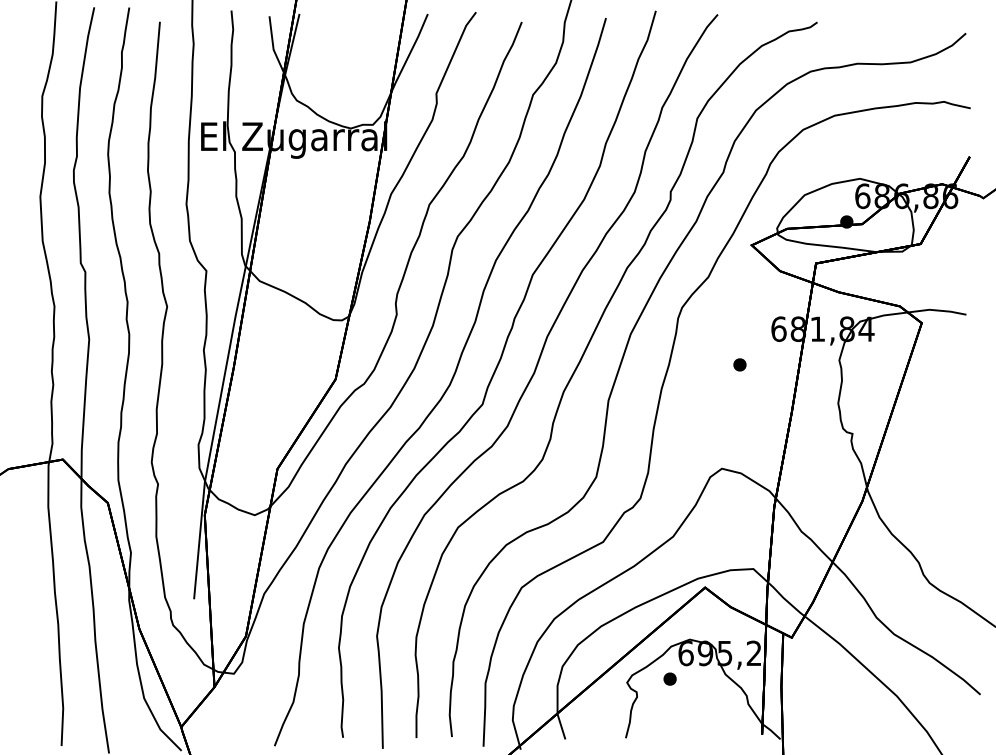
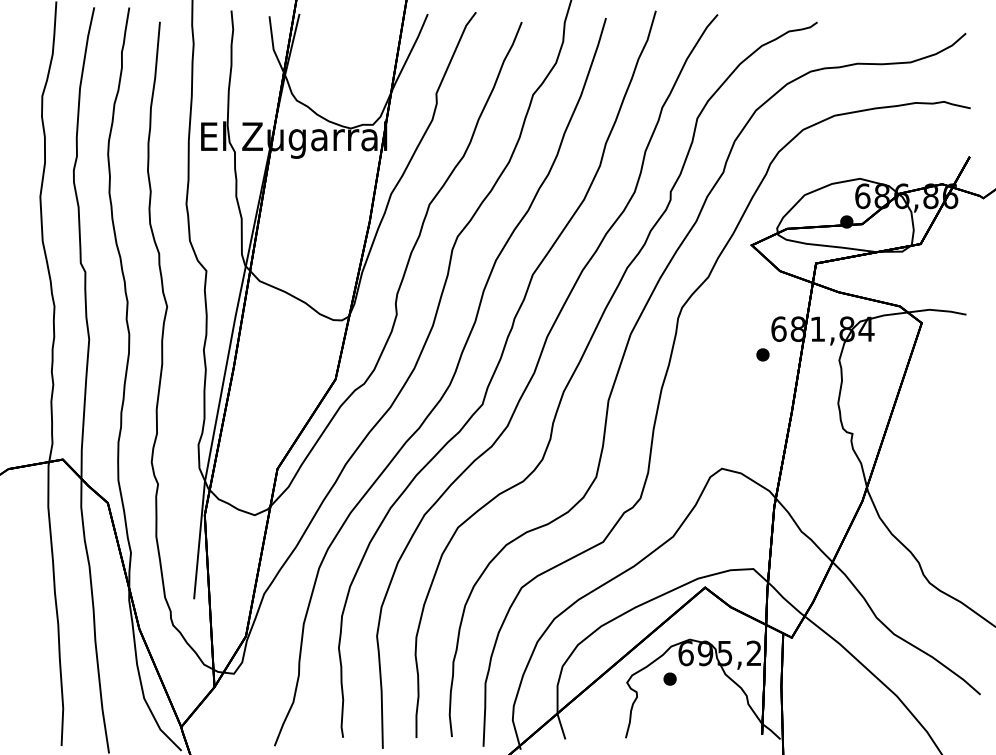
part position: (739, 364) -> (762, 354) (762, 354)
